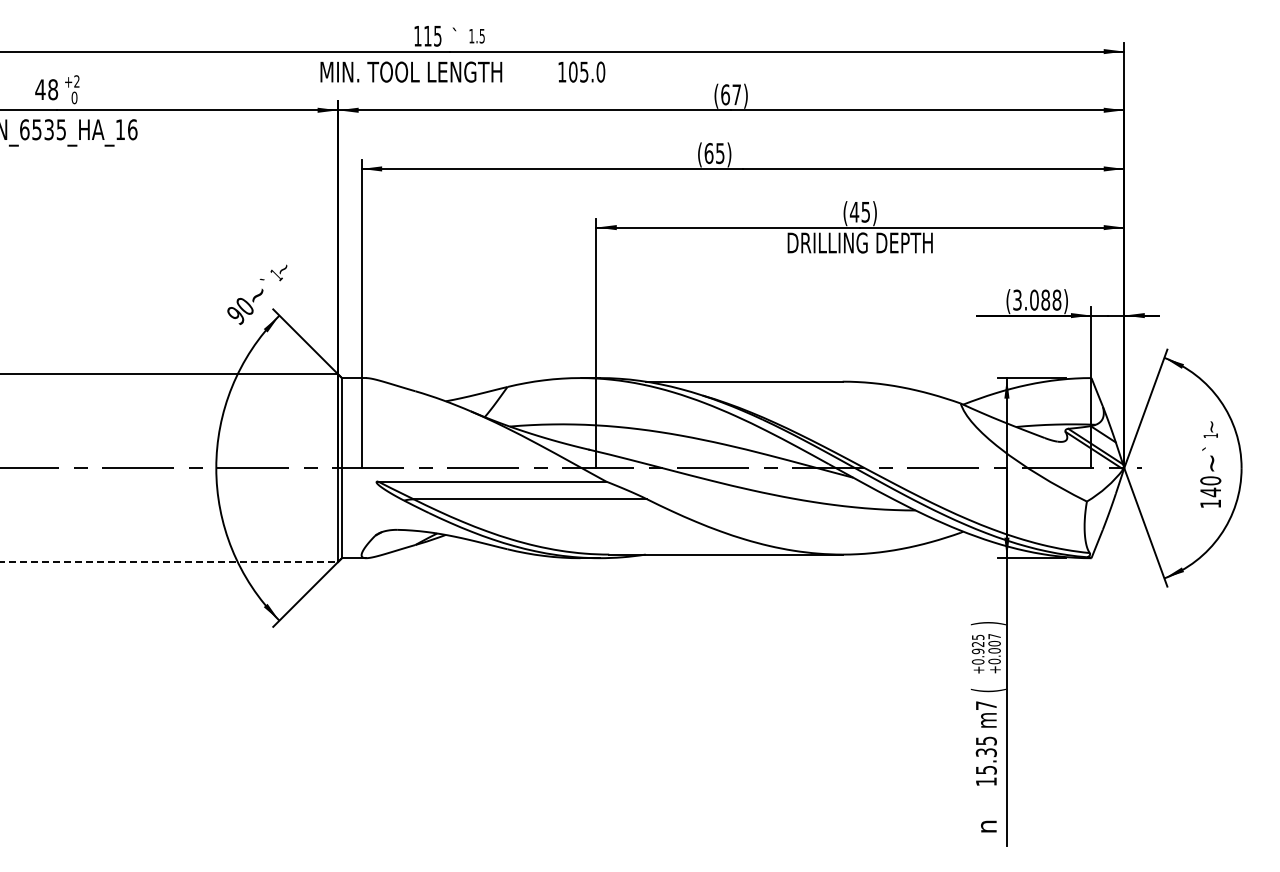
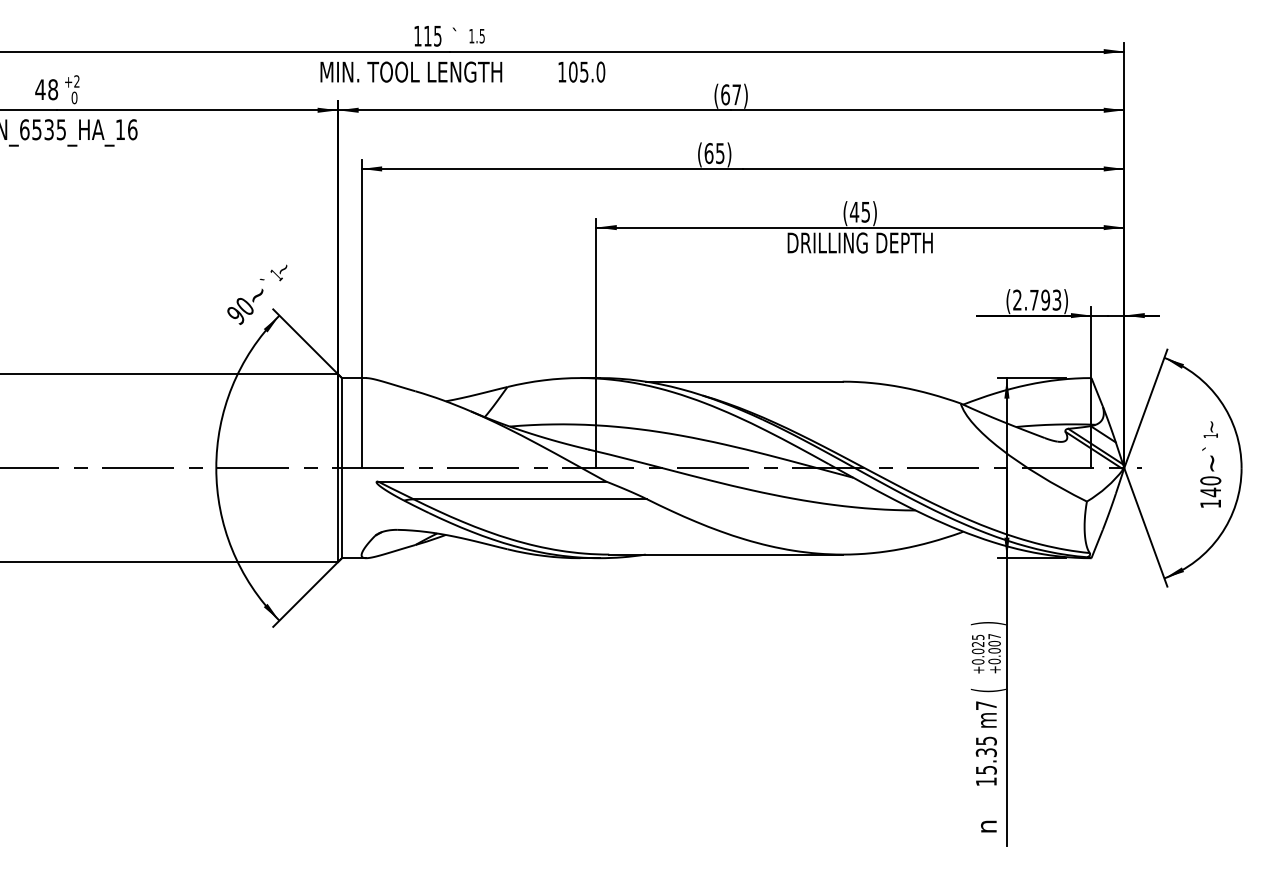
text: (3.088) -> (2.793) (1037, 299)
line: dashed -> solid (169, 562)
text: +0.925 -> +0.025 (978, 651)
